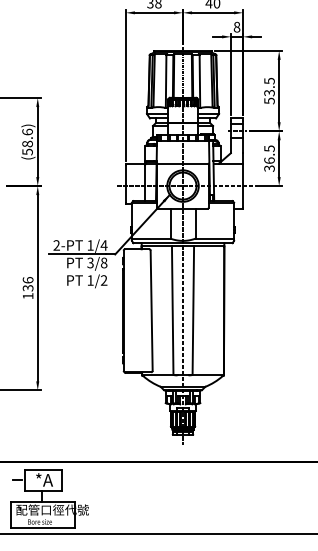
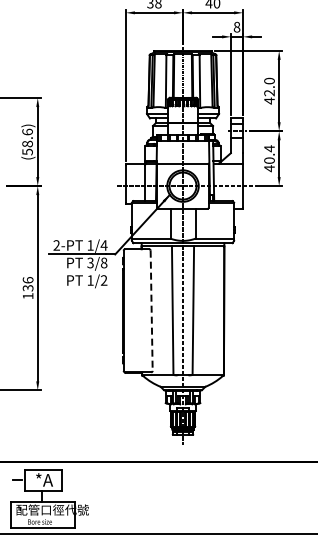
text: 53.5 -> 42.0 (269, 90)
text: 36.5 -> 40.4 (269, 158)
line: solid -> dashed (151, 311)
